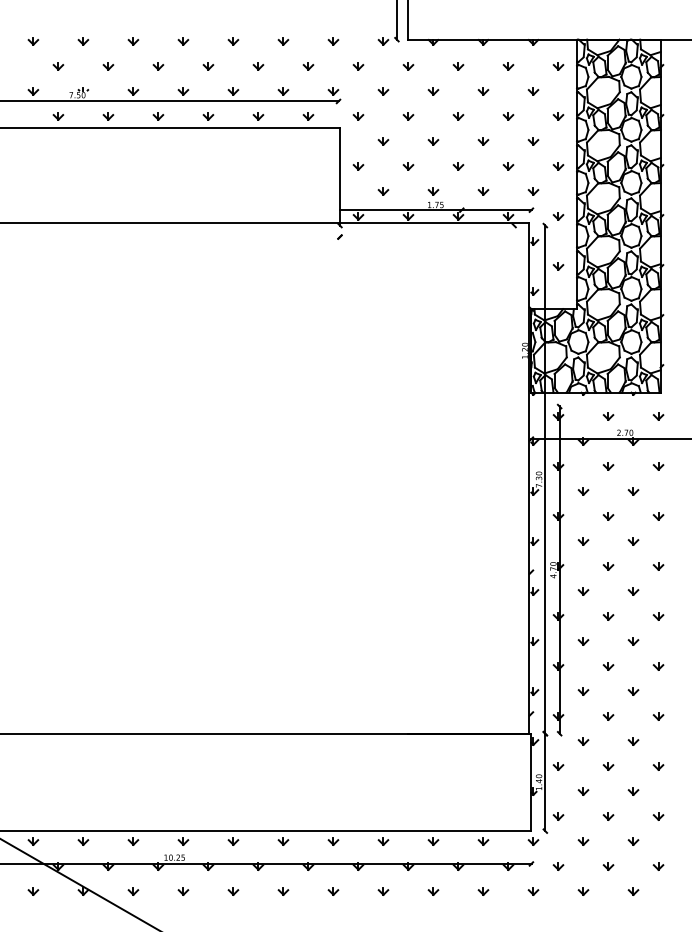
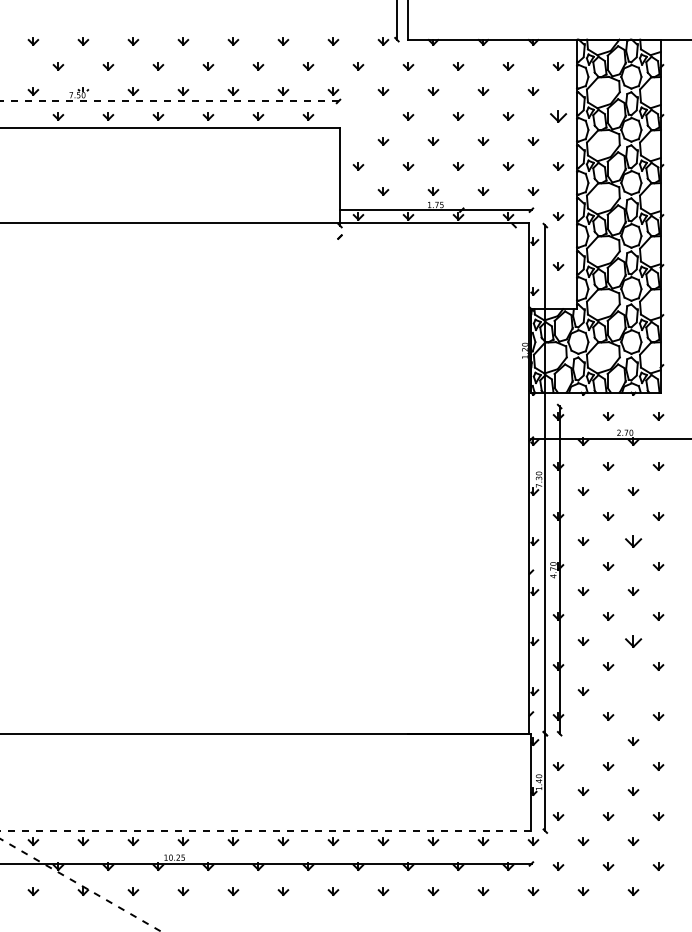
line: solid -> dashed (168, 101)
part: present -> none (358, 116)
part size: 13x9 px -> 18x13 px (558, 116)
part size: 13x9 px -> 18x13 px (633, 541)
part size: 13x9 px -> 18x13 px (633, 641)
part: present -> none (633, 691)
part: present -> none (583, 741)
line: solid -> dashed (265, 831)
line: solid -> dashed (80, 885)
